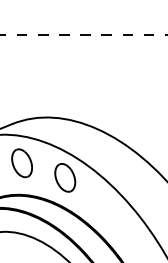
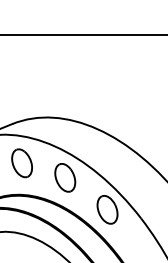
line: dashed -> solid (84, 34)
part: none -> present (107, 209)
